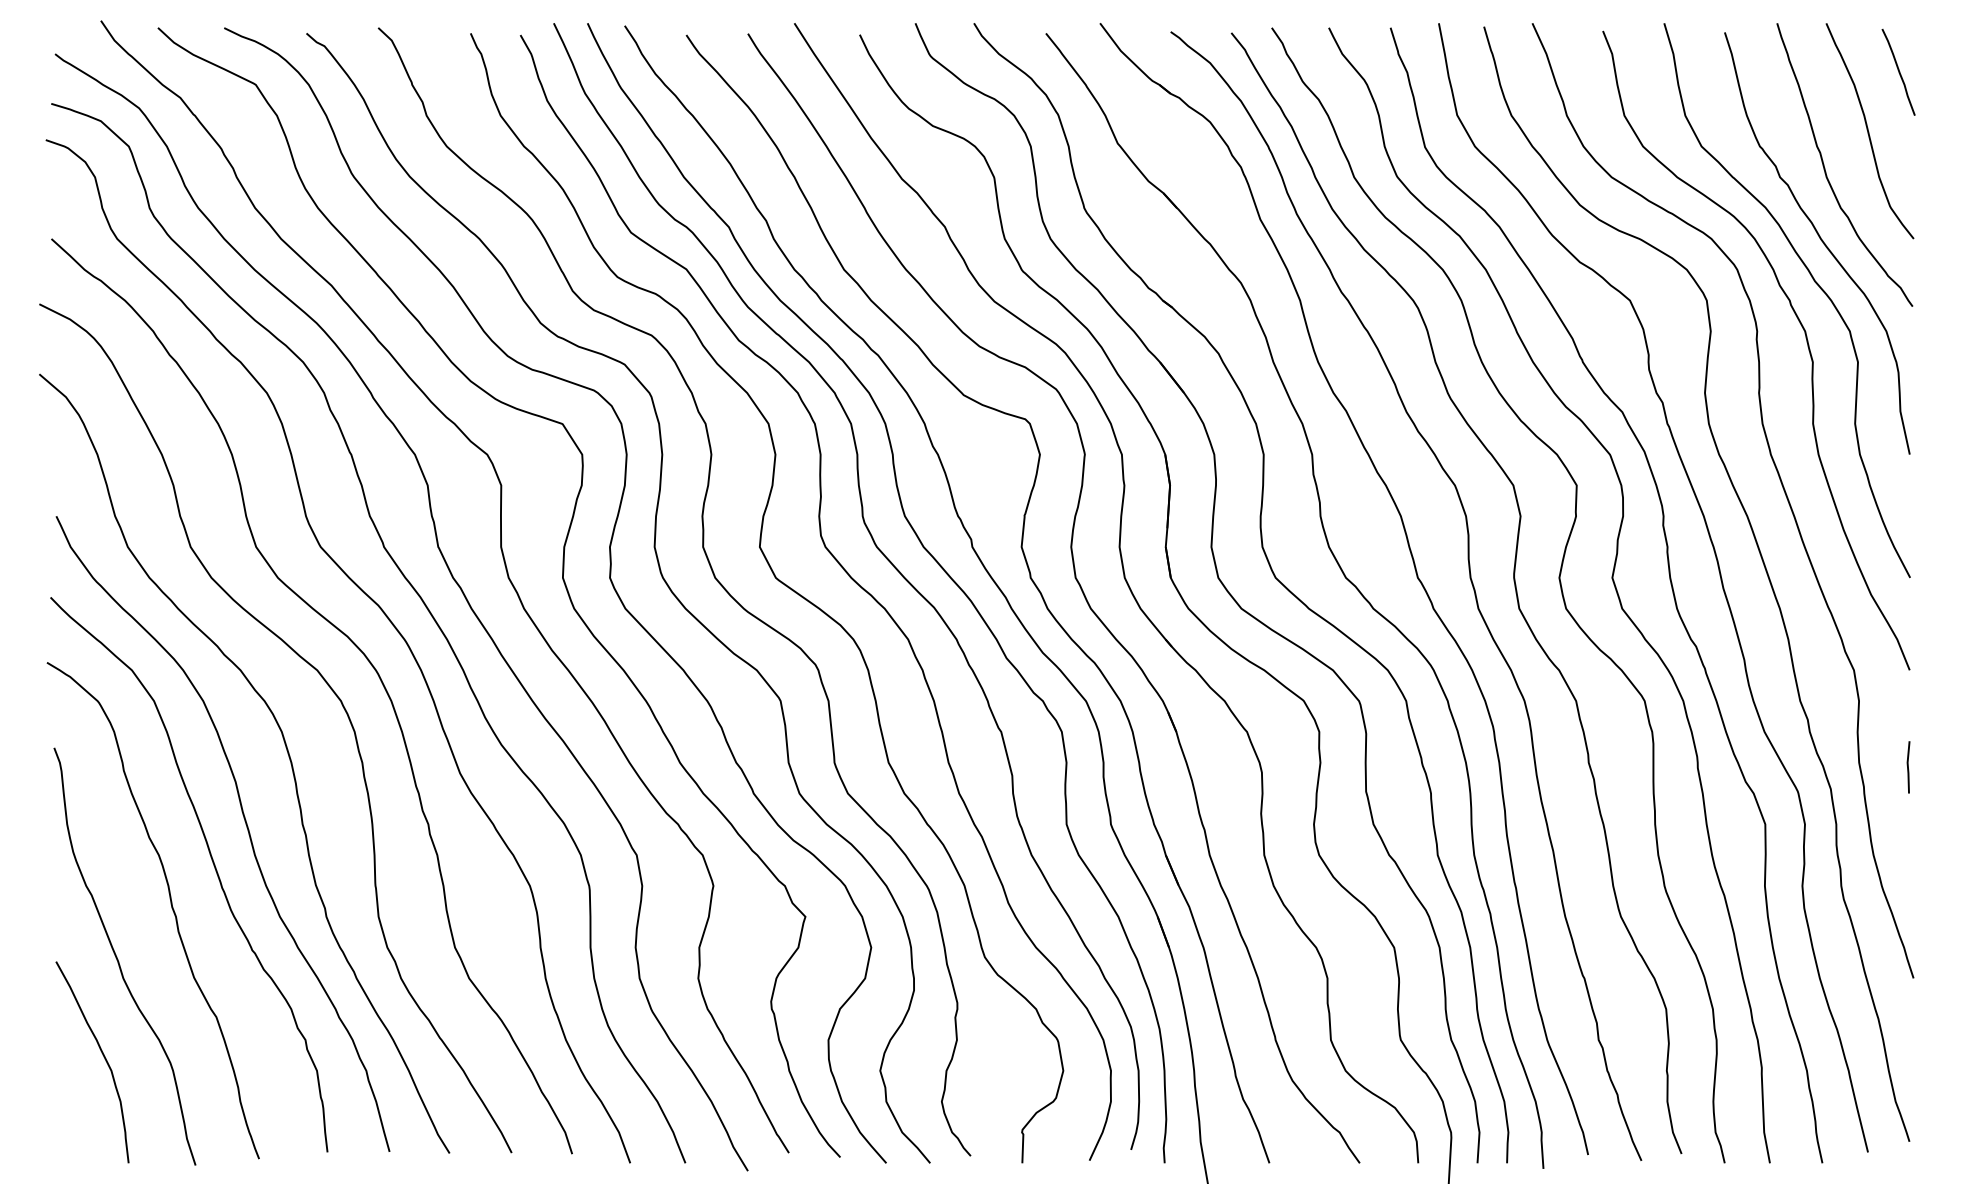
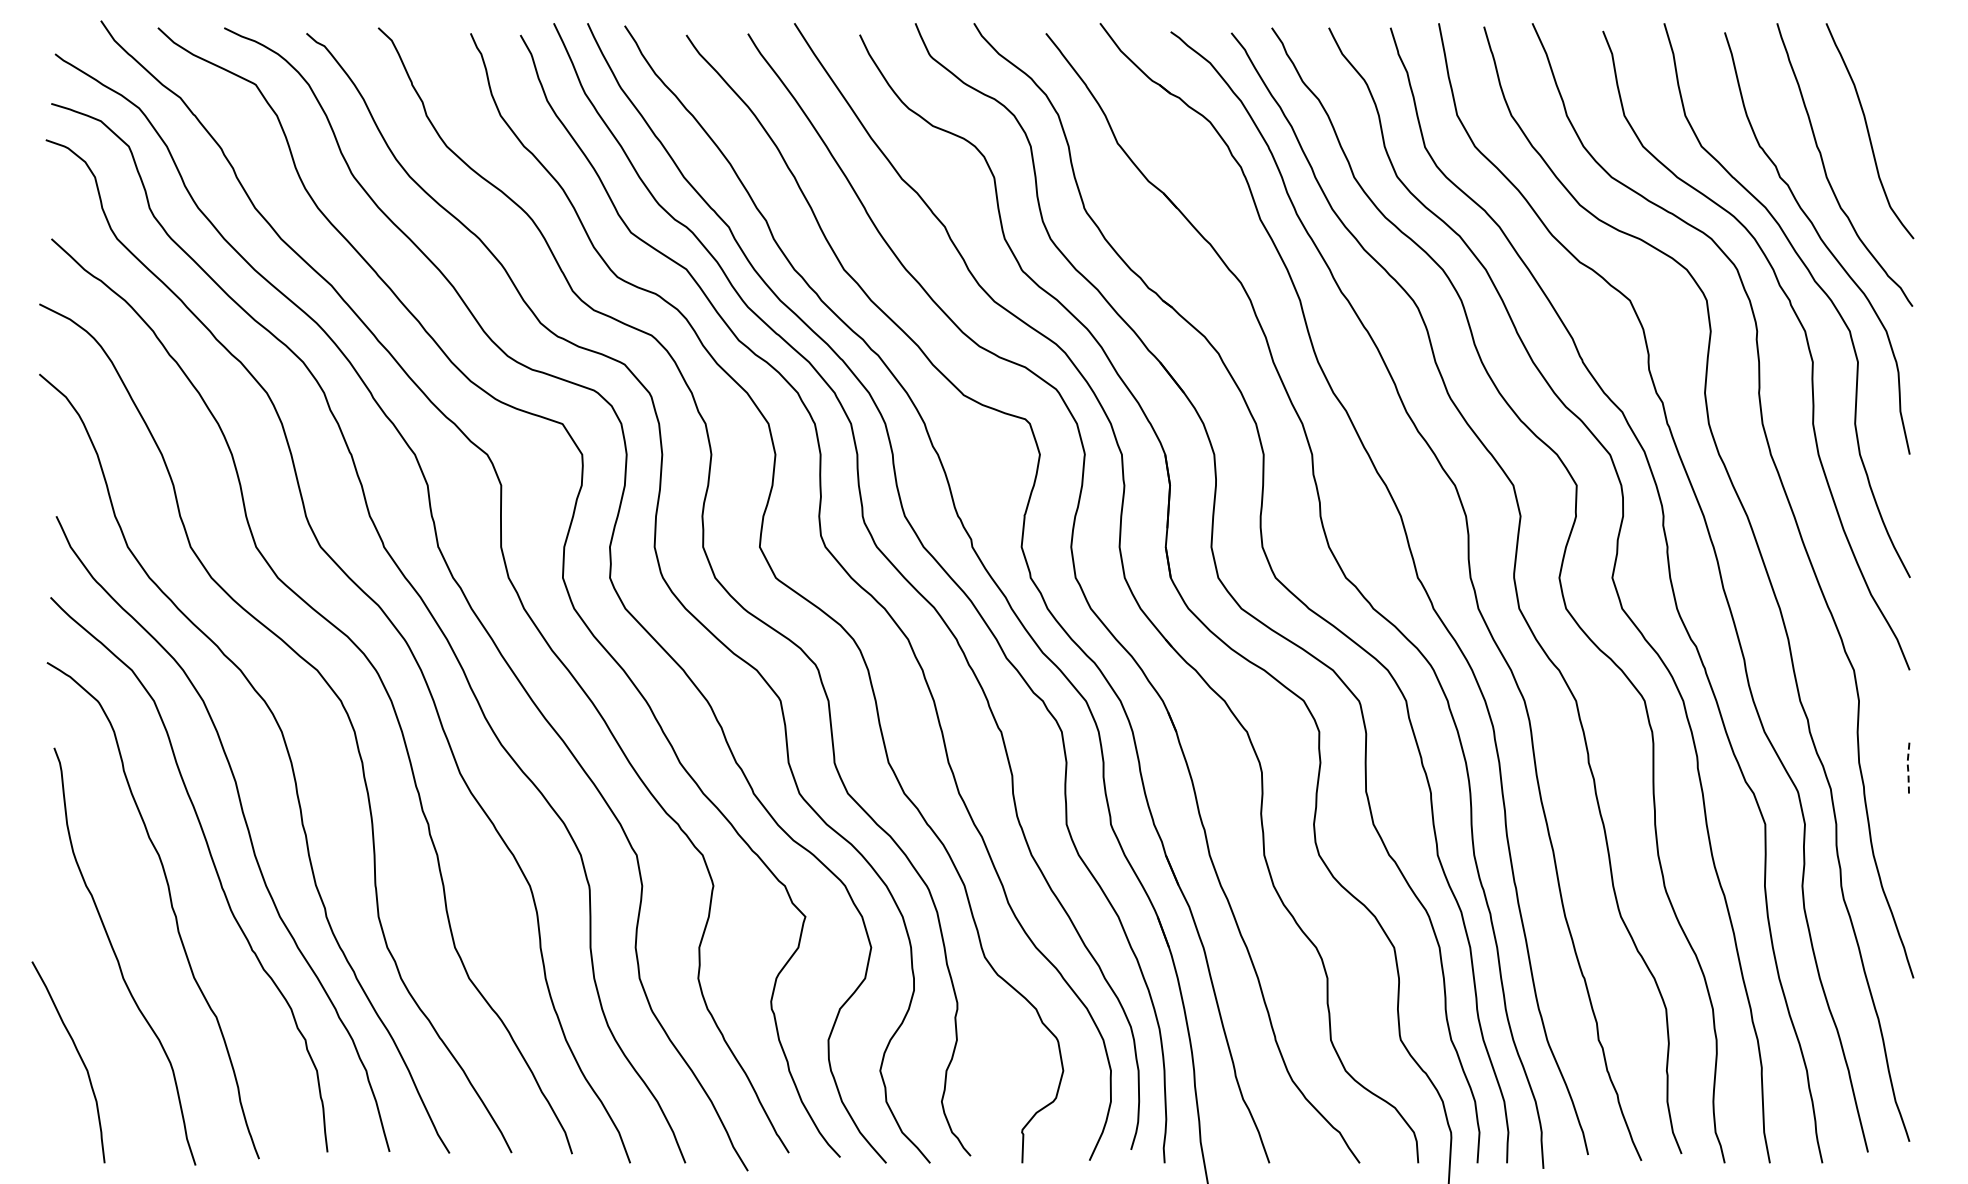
curve: present -> none (1898, 72)
line: solid -> dashed (1907, 767)
curve position: (103, 1057) -> (79, 1057) (79, 1057)
